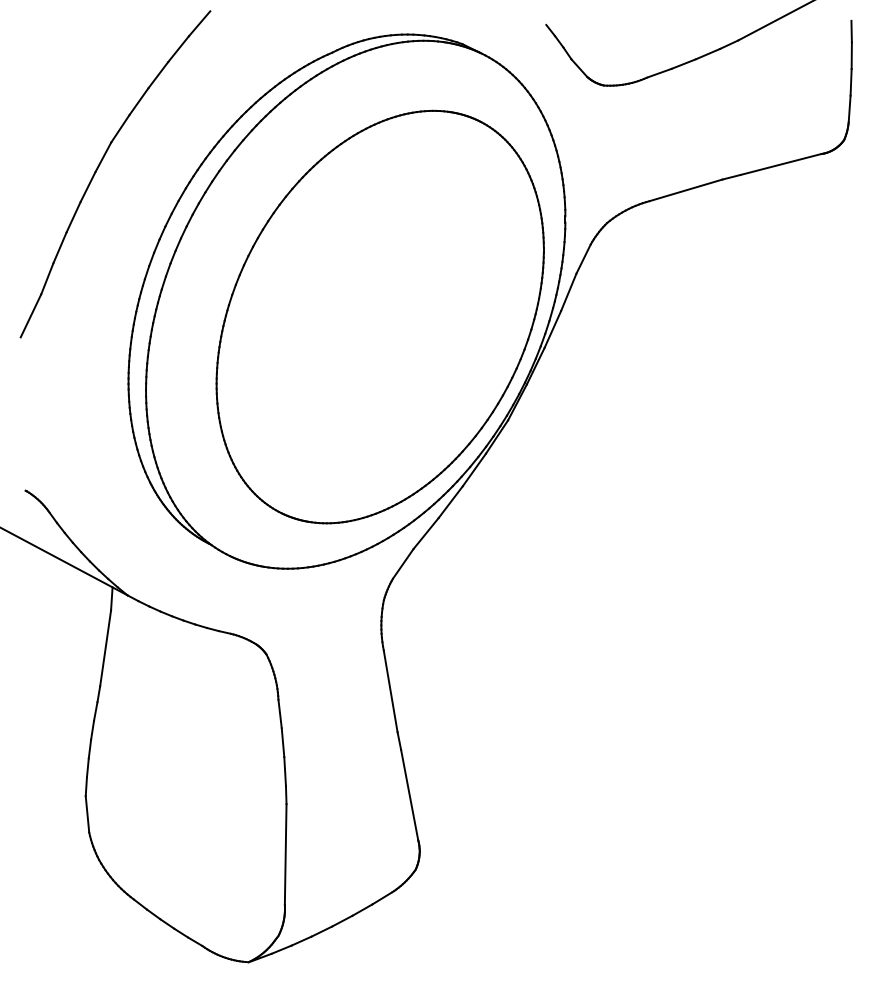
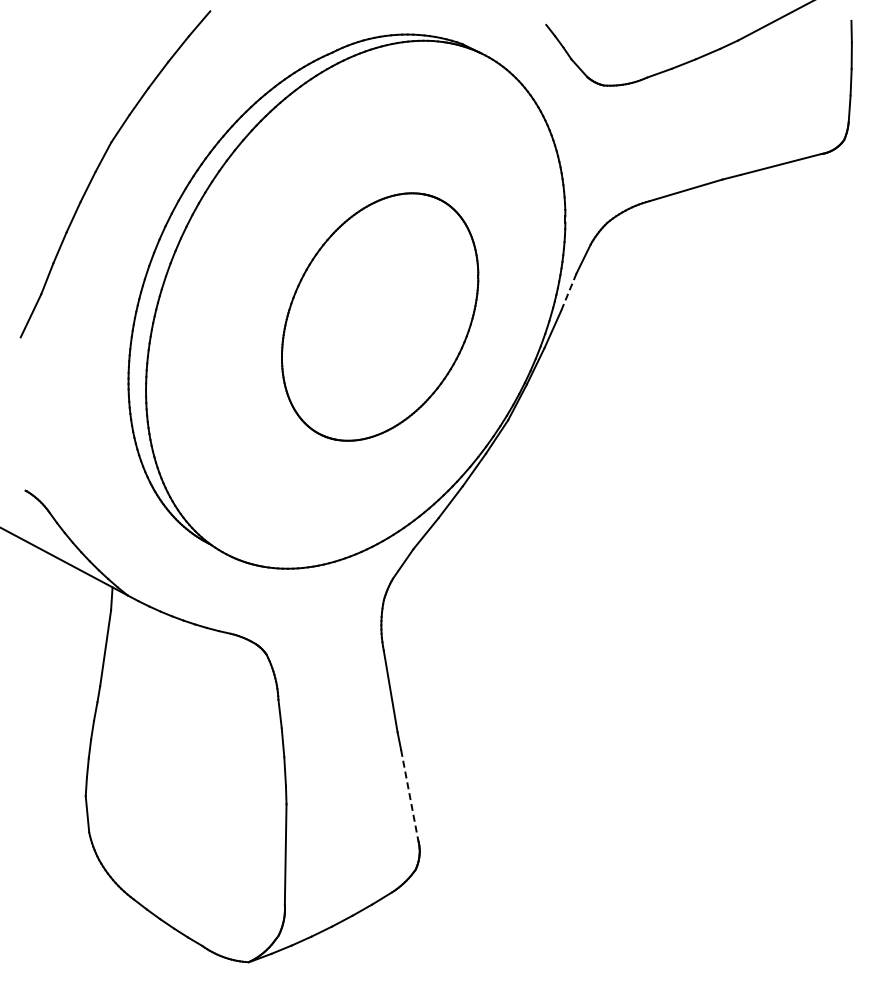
line: solid -> dashed (568, 292)
part size: 330x416 px -> 199x250 px (380, 316)
line: solid -> dashed (409, 795)
